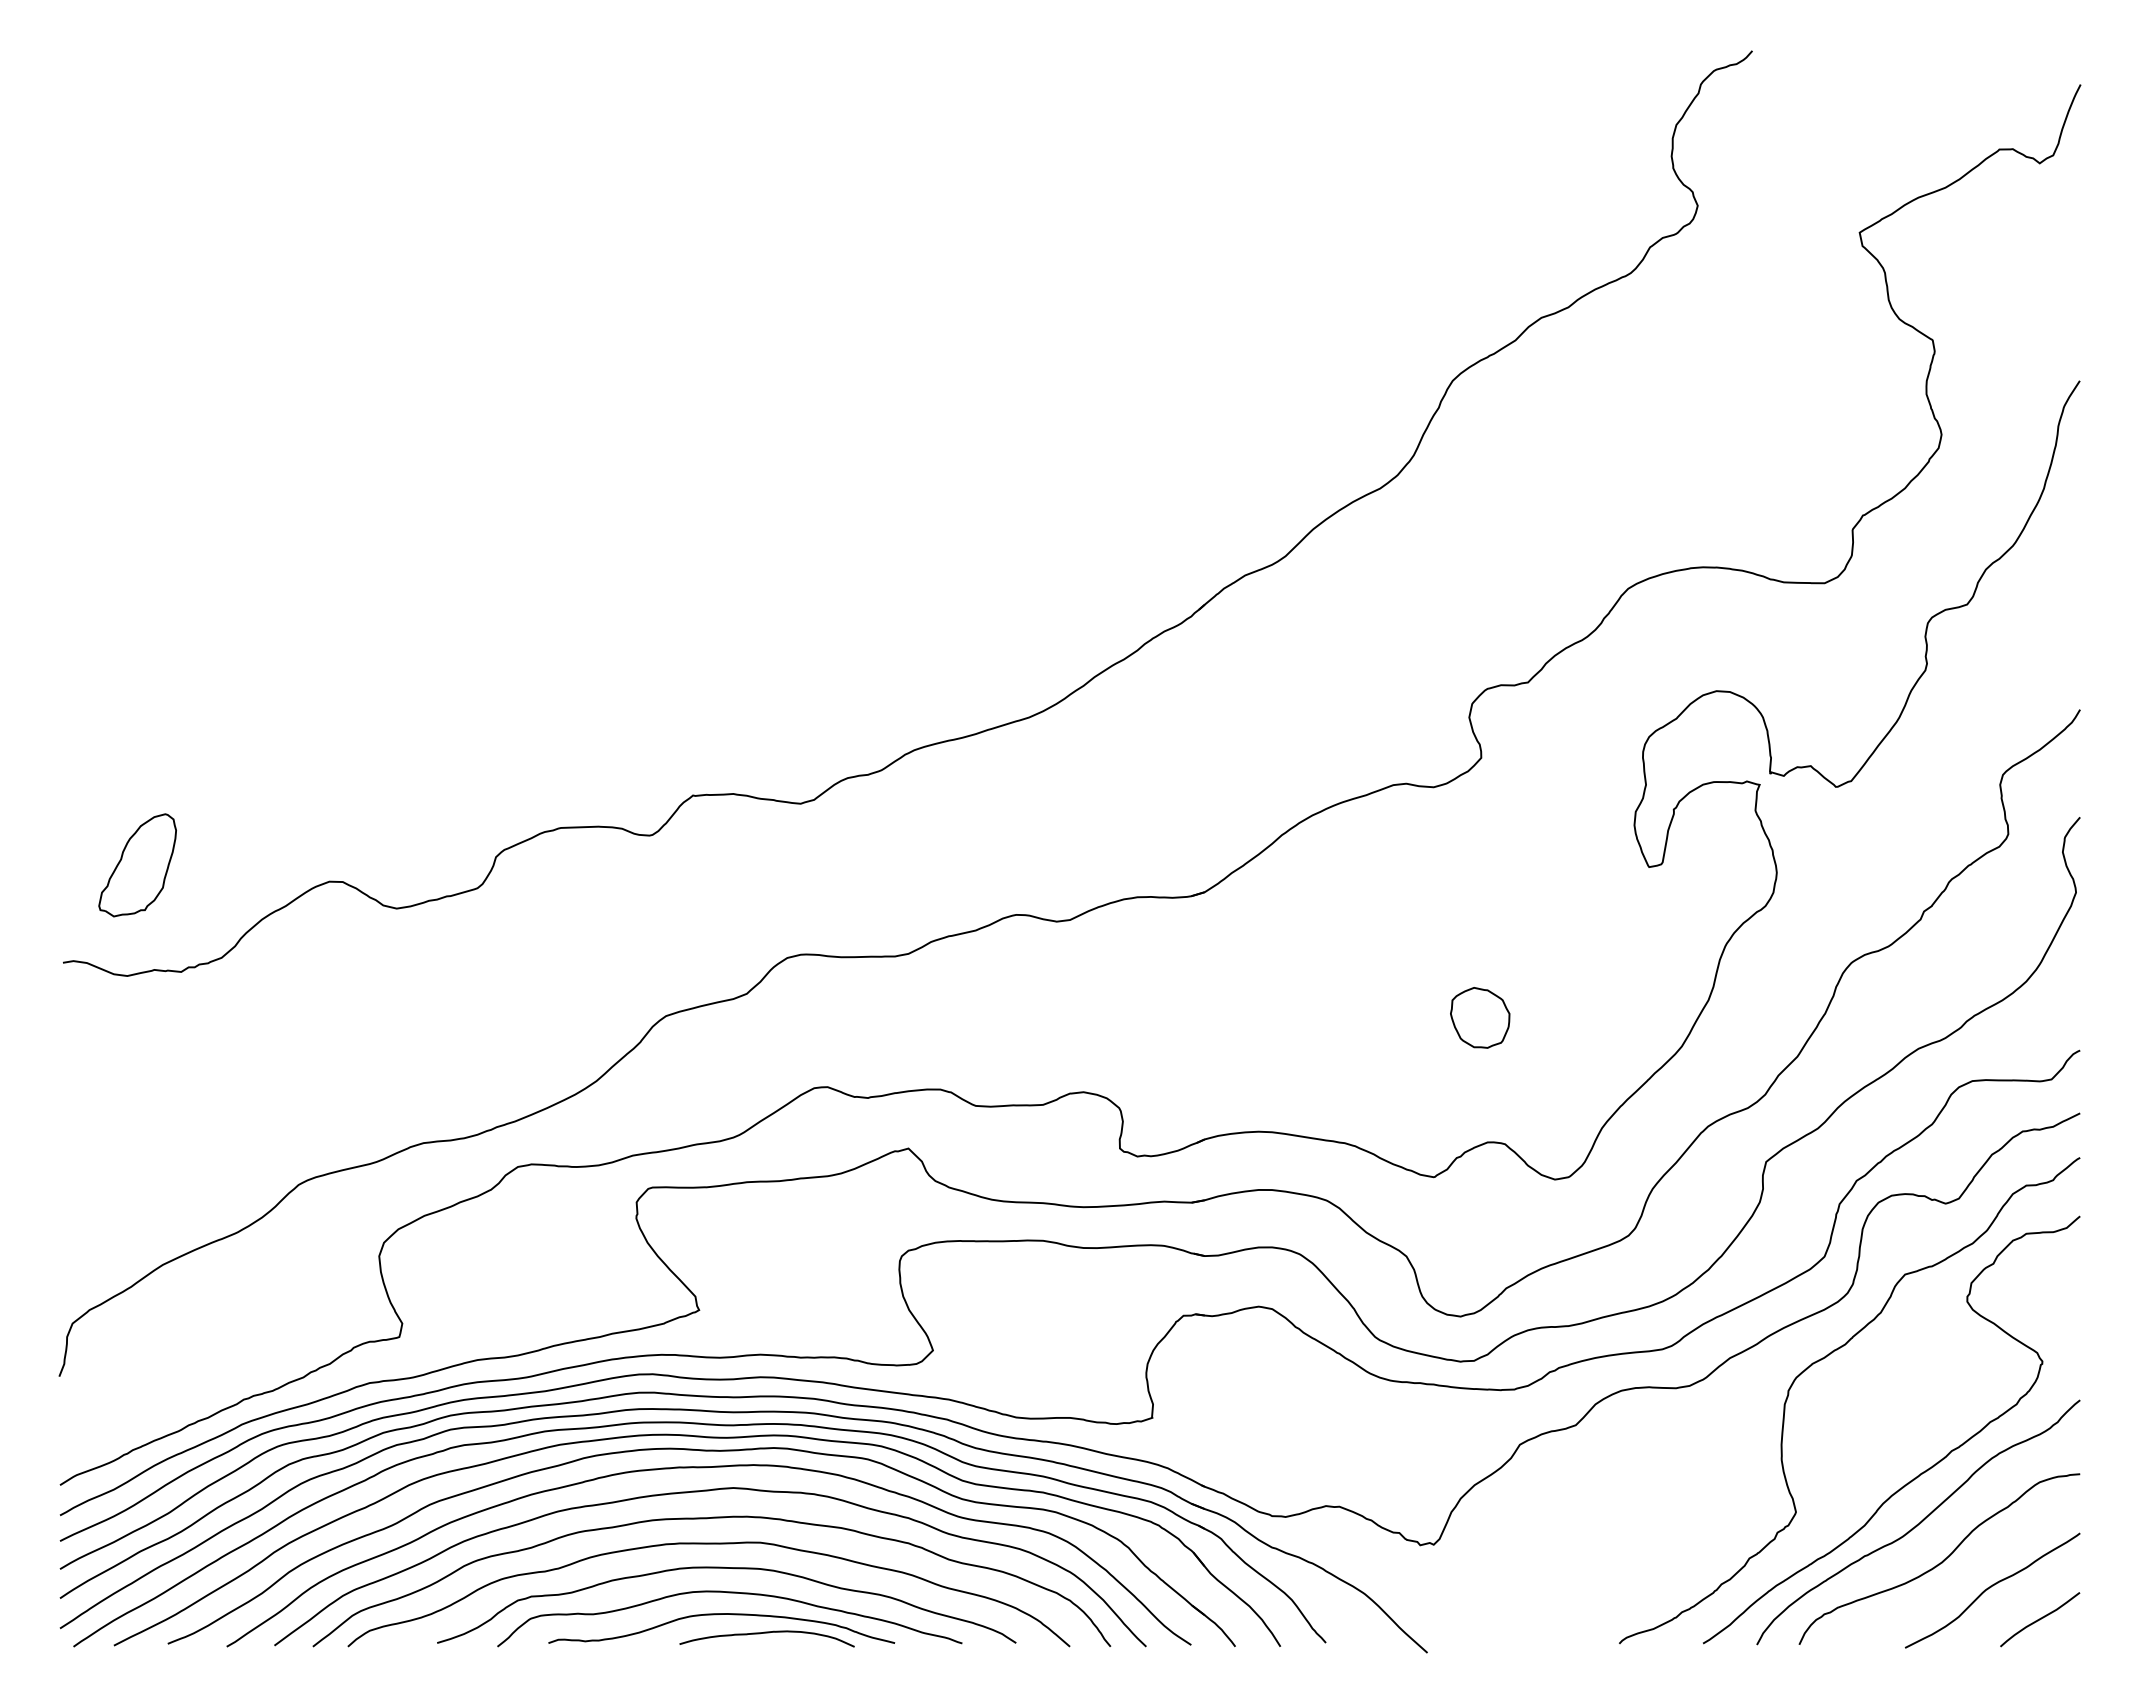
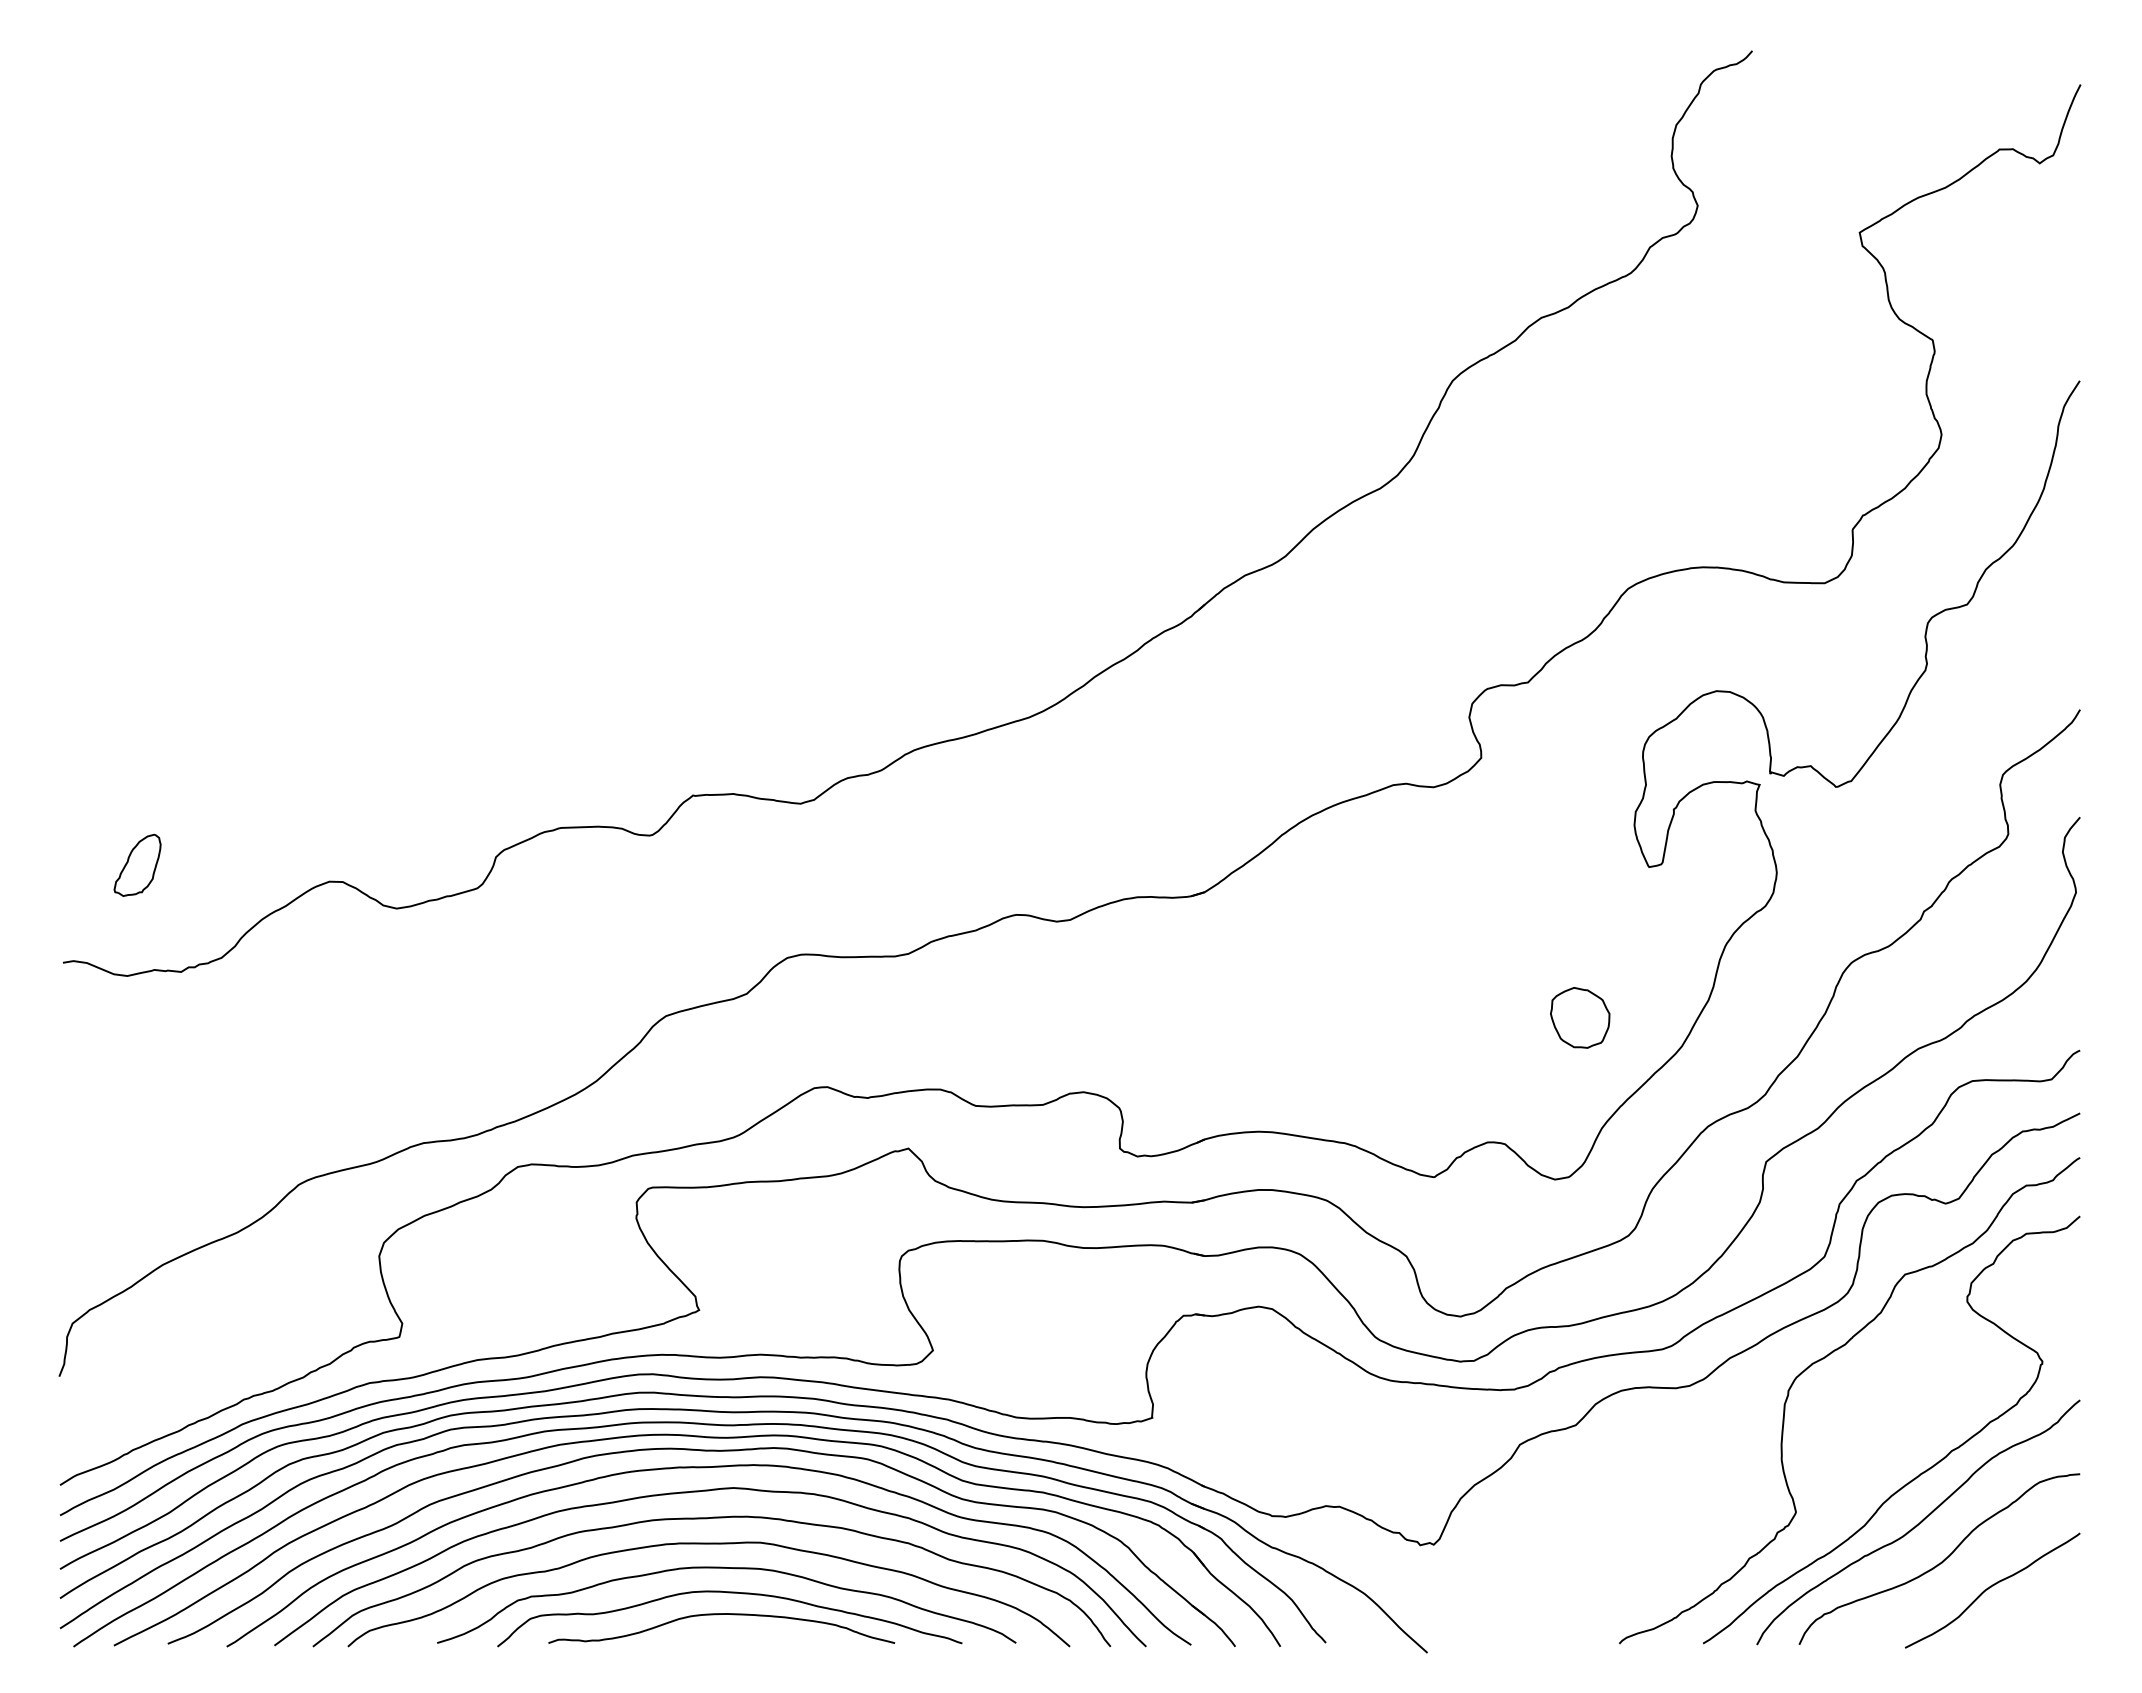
part size: 79x105 px -> 49x64 px (137, 864)
part position: (1480, 1017) -> (1580, 1017) (1580, 1017)
curve: present -> none (2040, 1619)
curve: present -> none (766, 1633)
